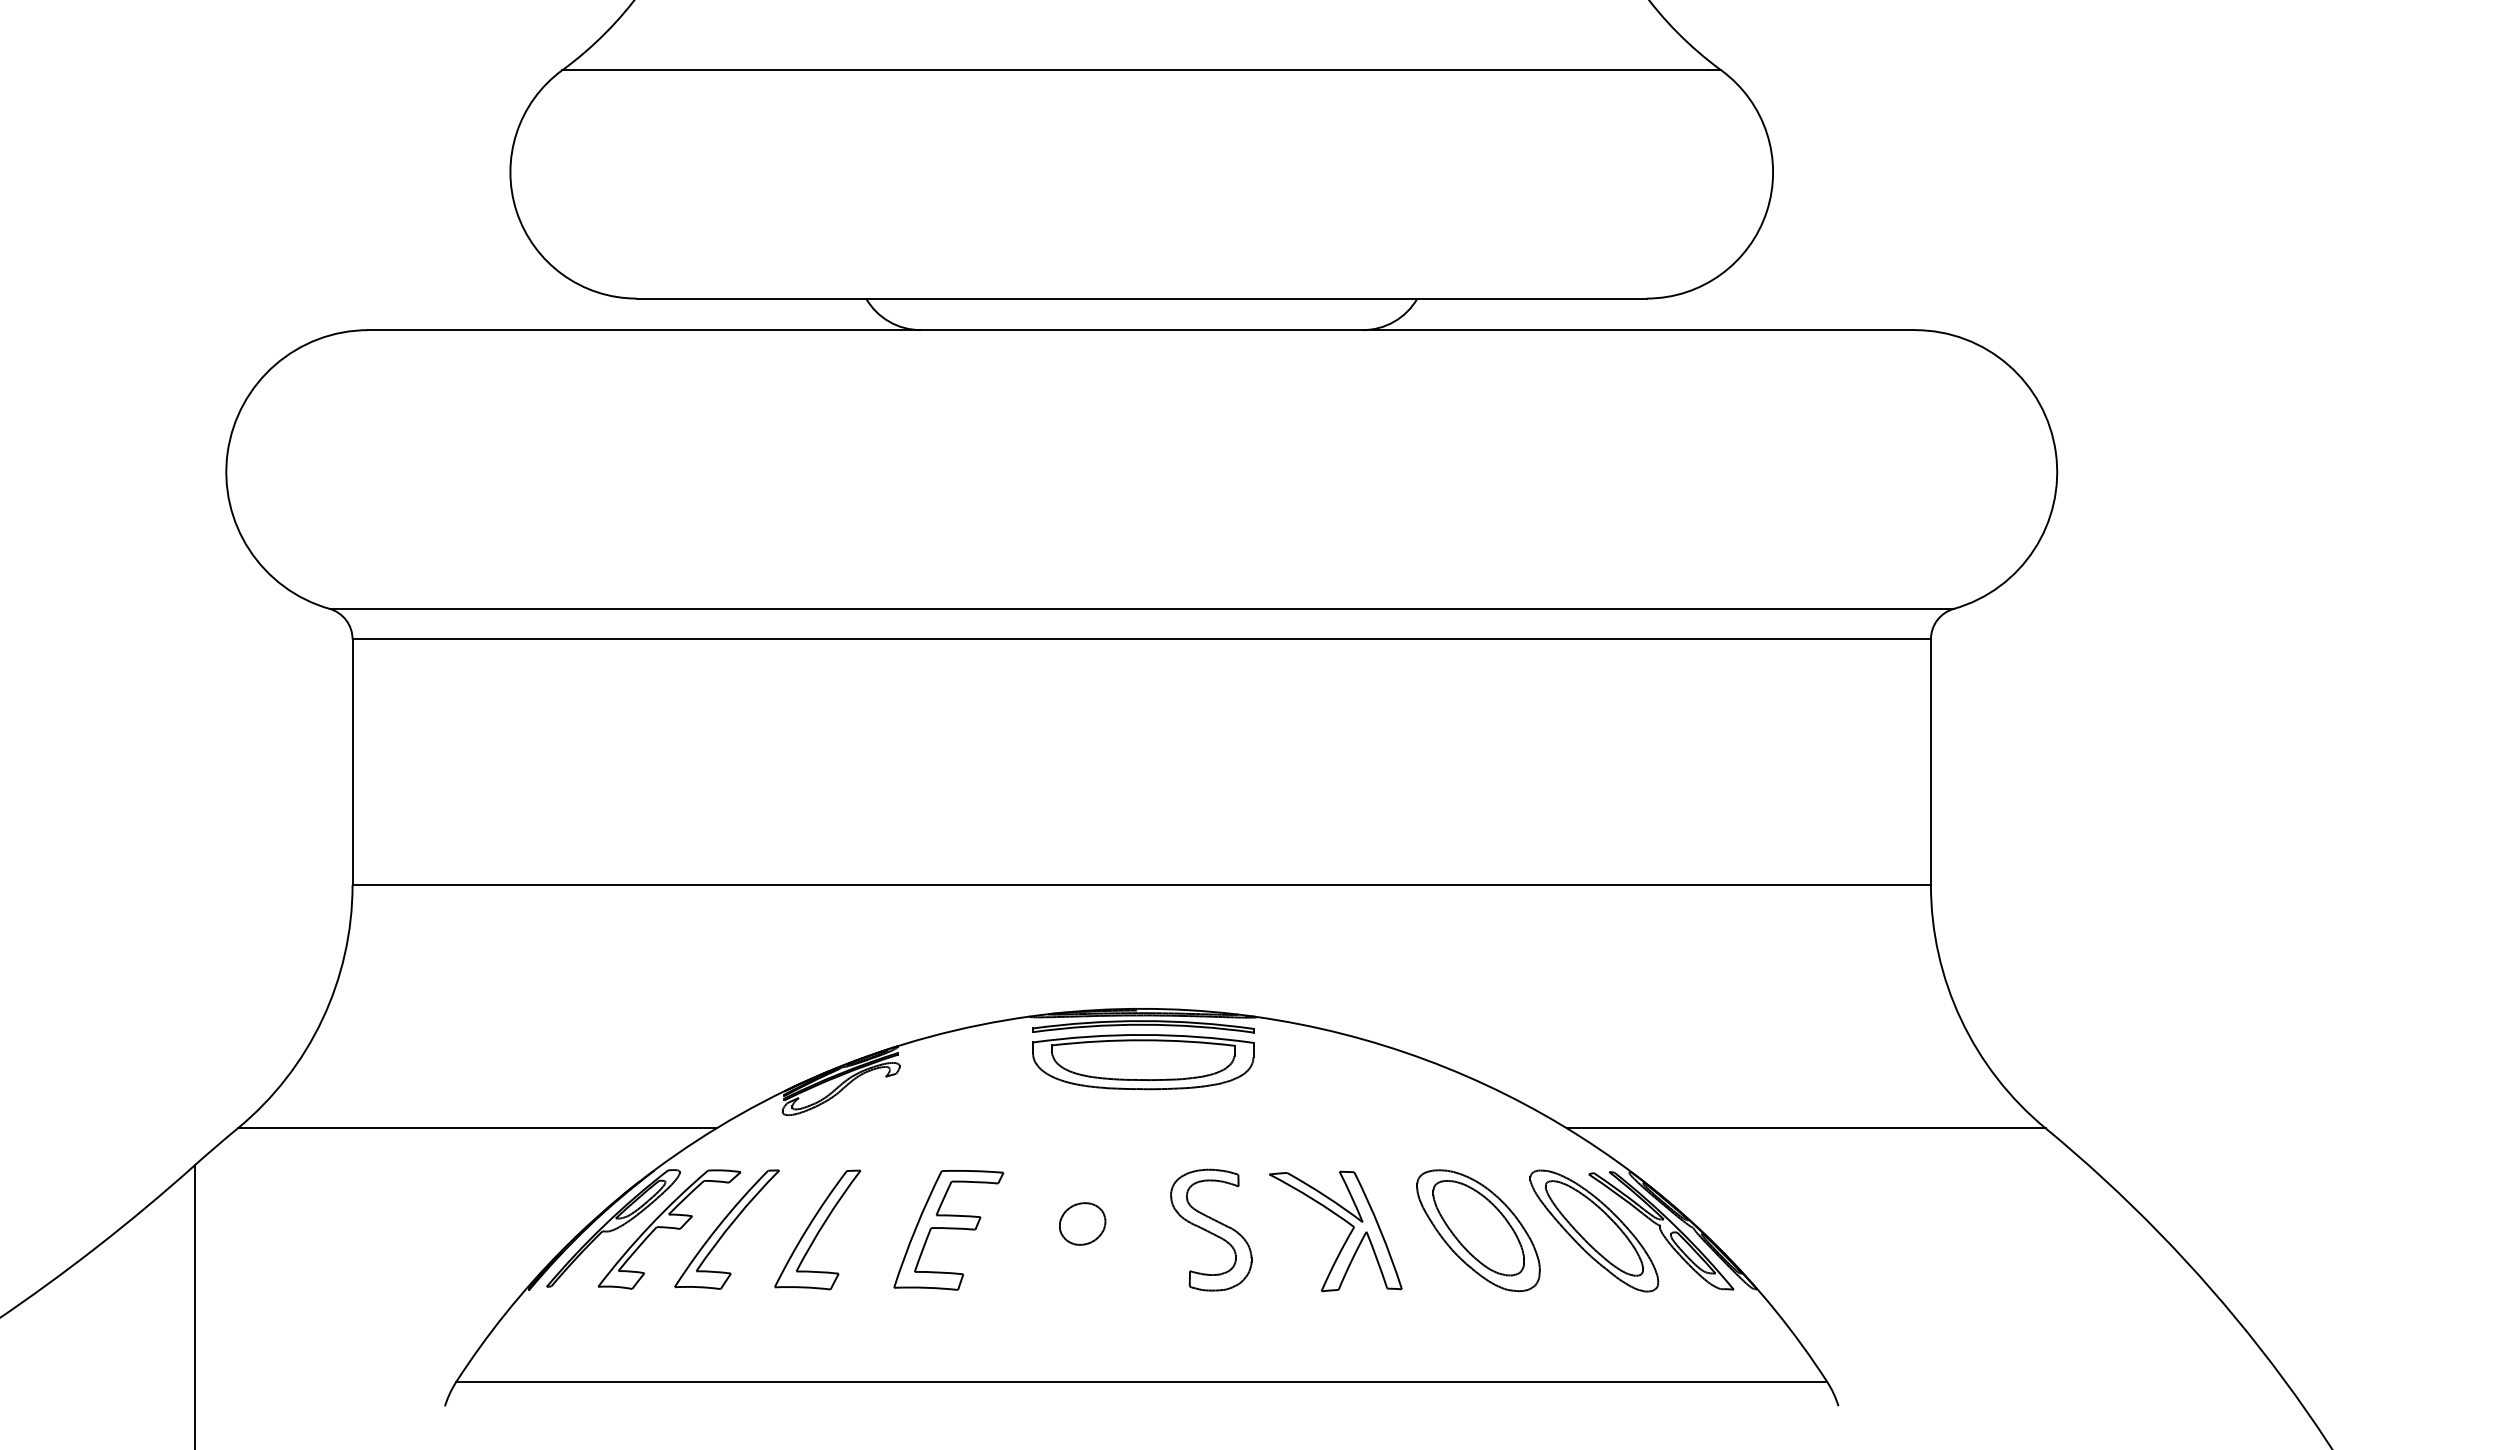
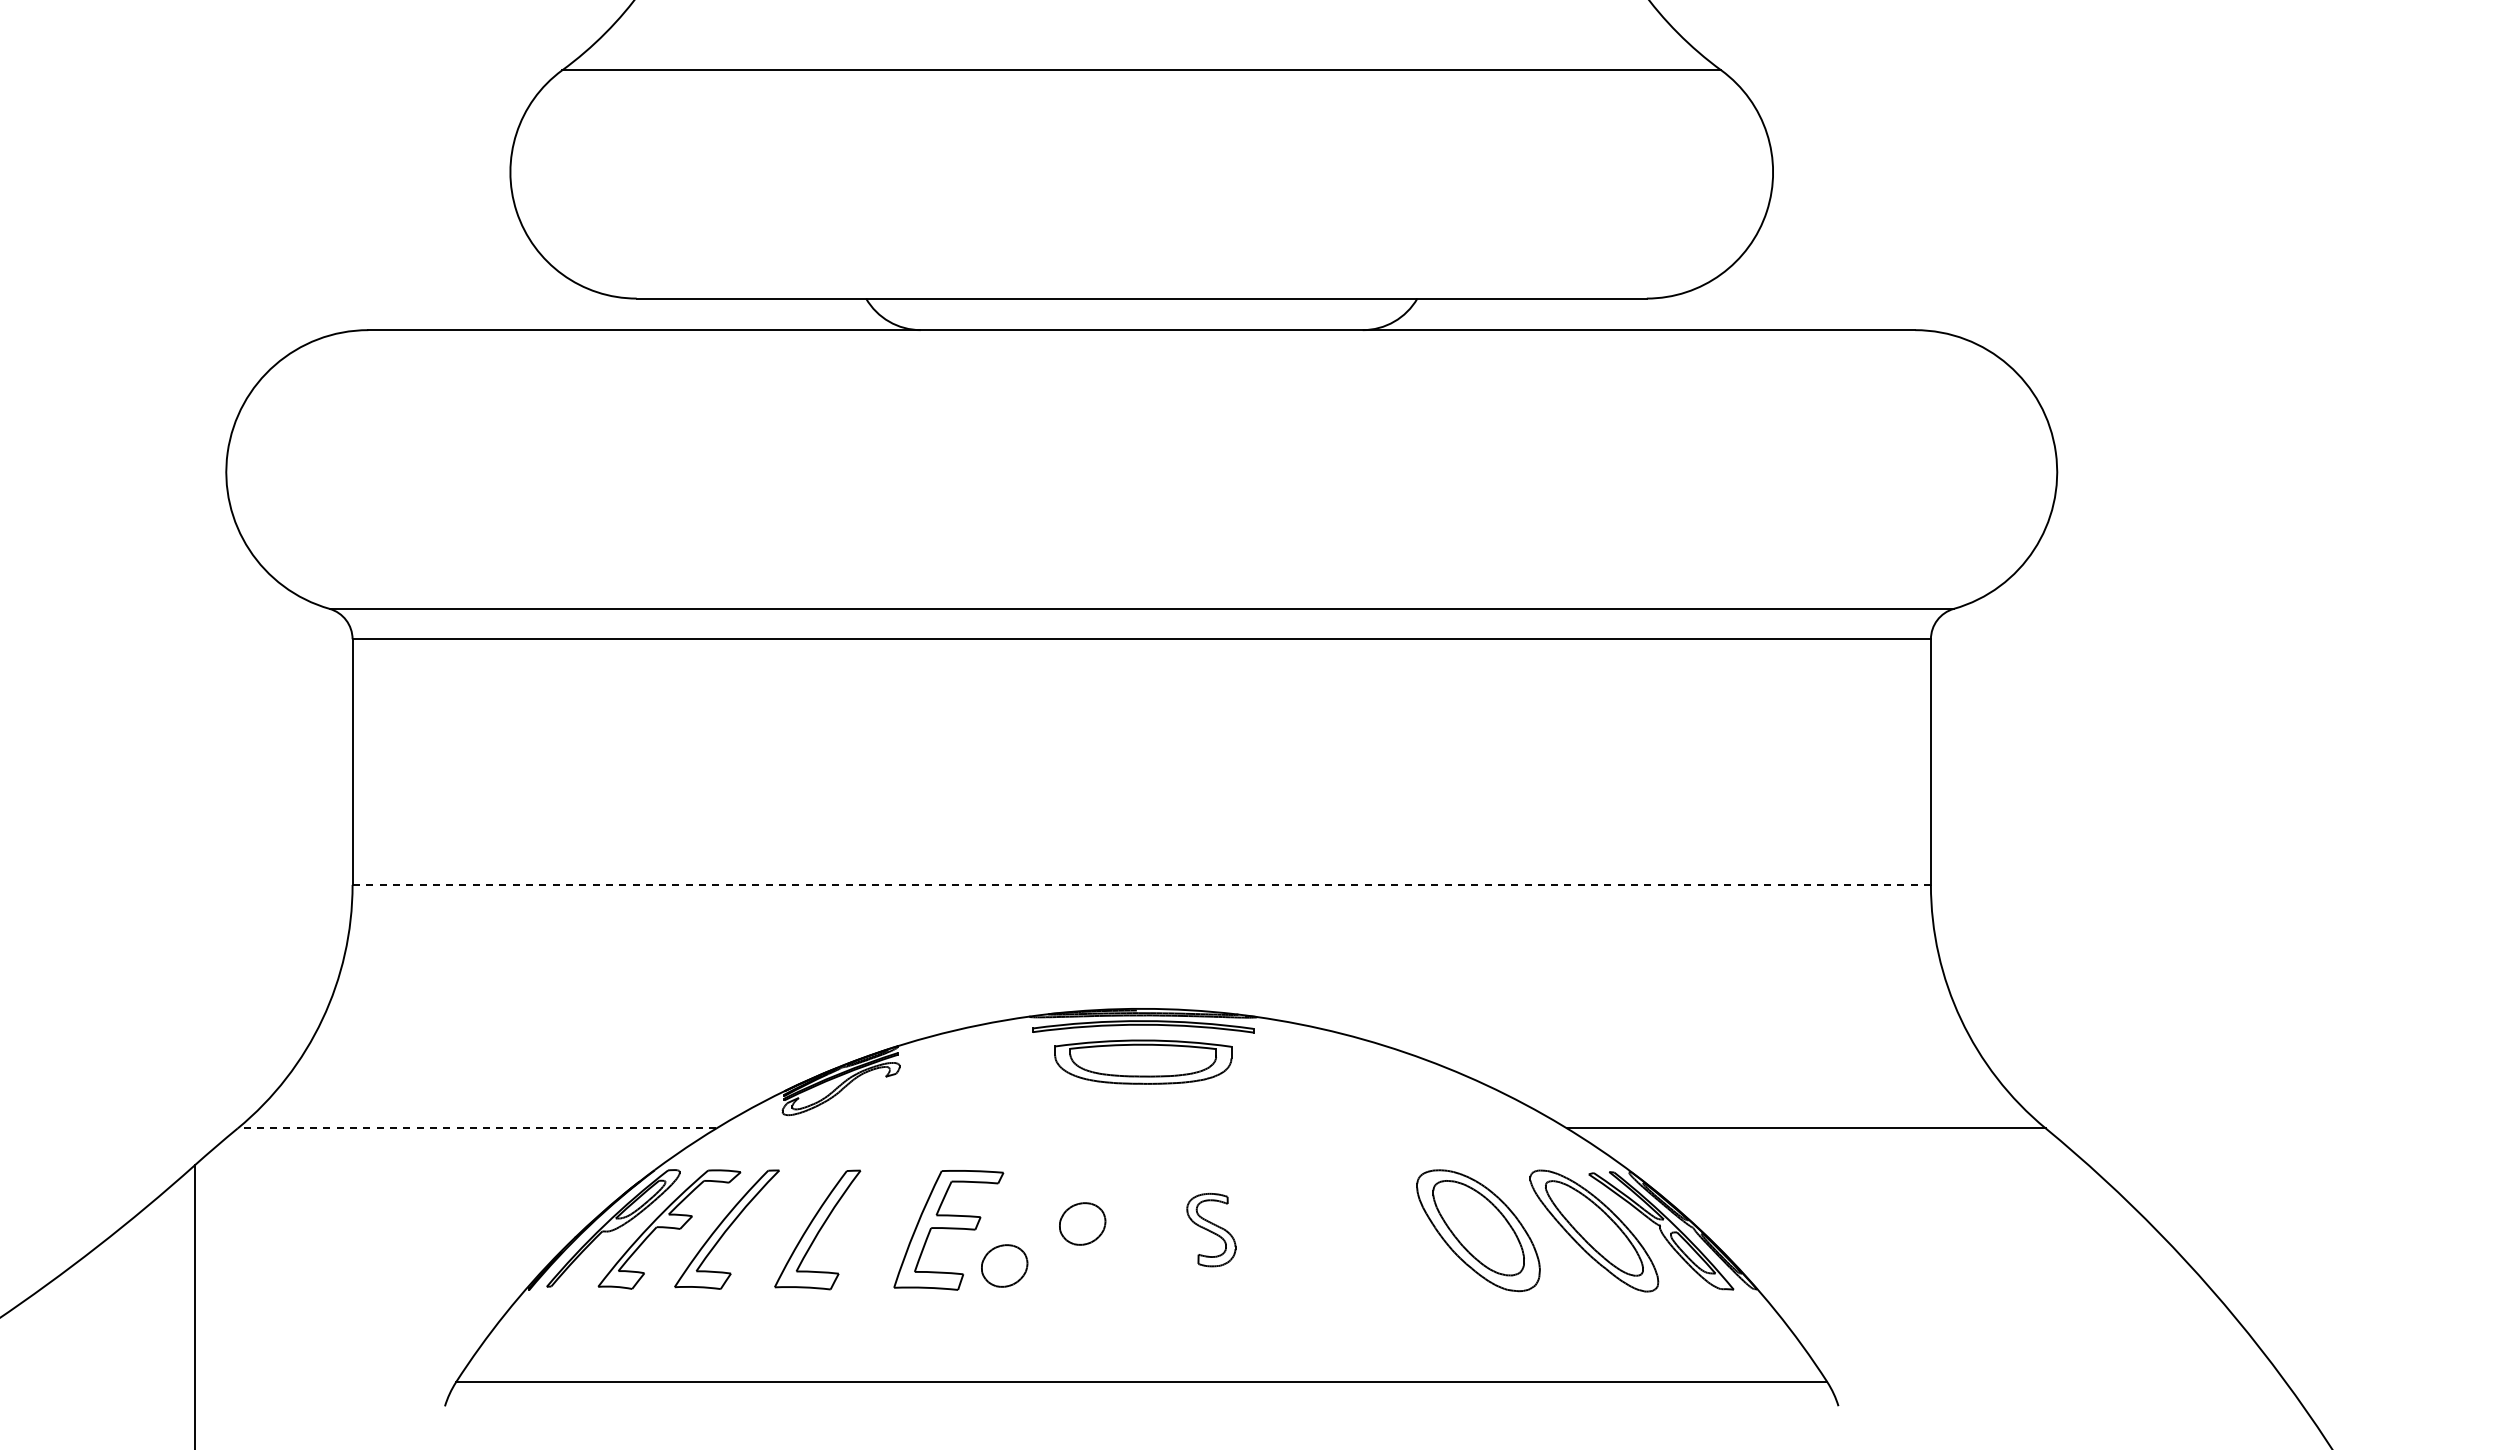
line: solid -> dashed (1141, 884)
part size: 223x57 px -> 179x46 px (1143, 1061)
line: solid -> dashed (476, 1128)
part size: 83x124 px -> 51x75 px (1211, 1230)
part: present -> none (1347, 1236)
part: none -> present (1004, 1265)
